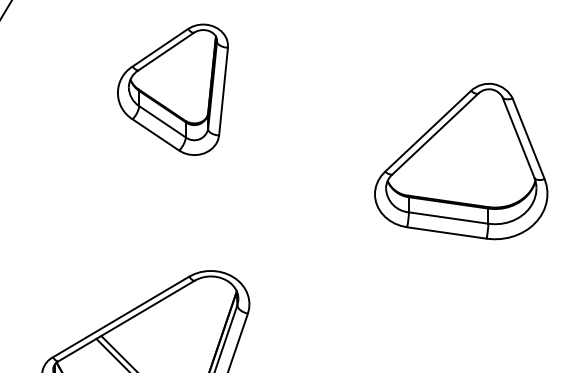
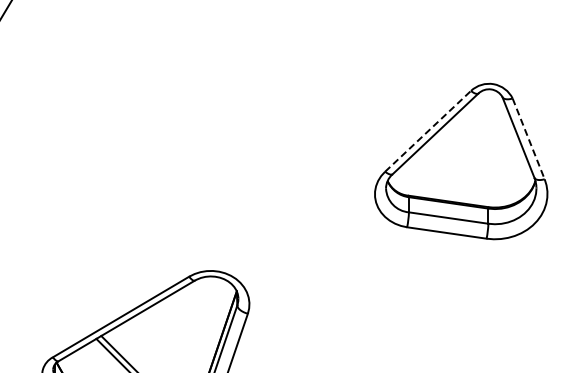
part: present -> none (172, 89)
line: solid -> dashed (428, 131)
line: solid -> dashed (528, 139)
